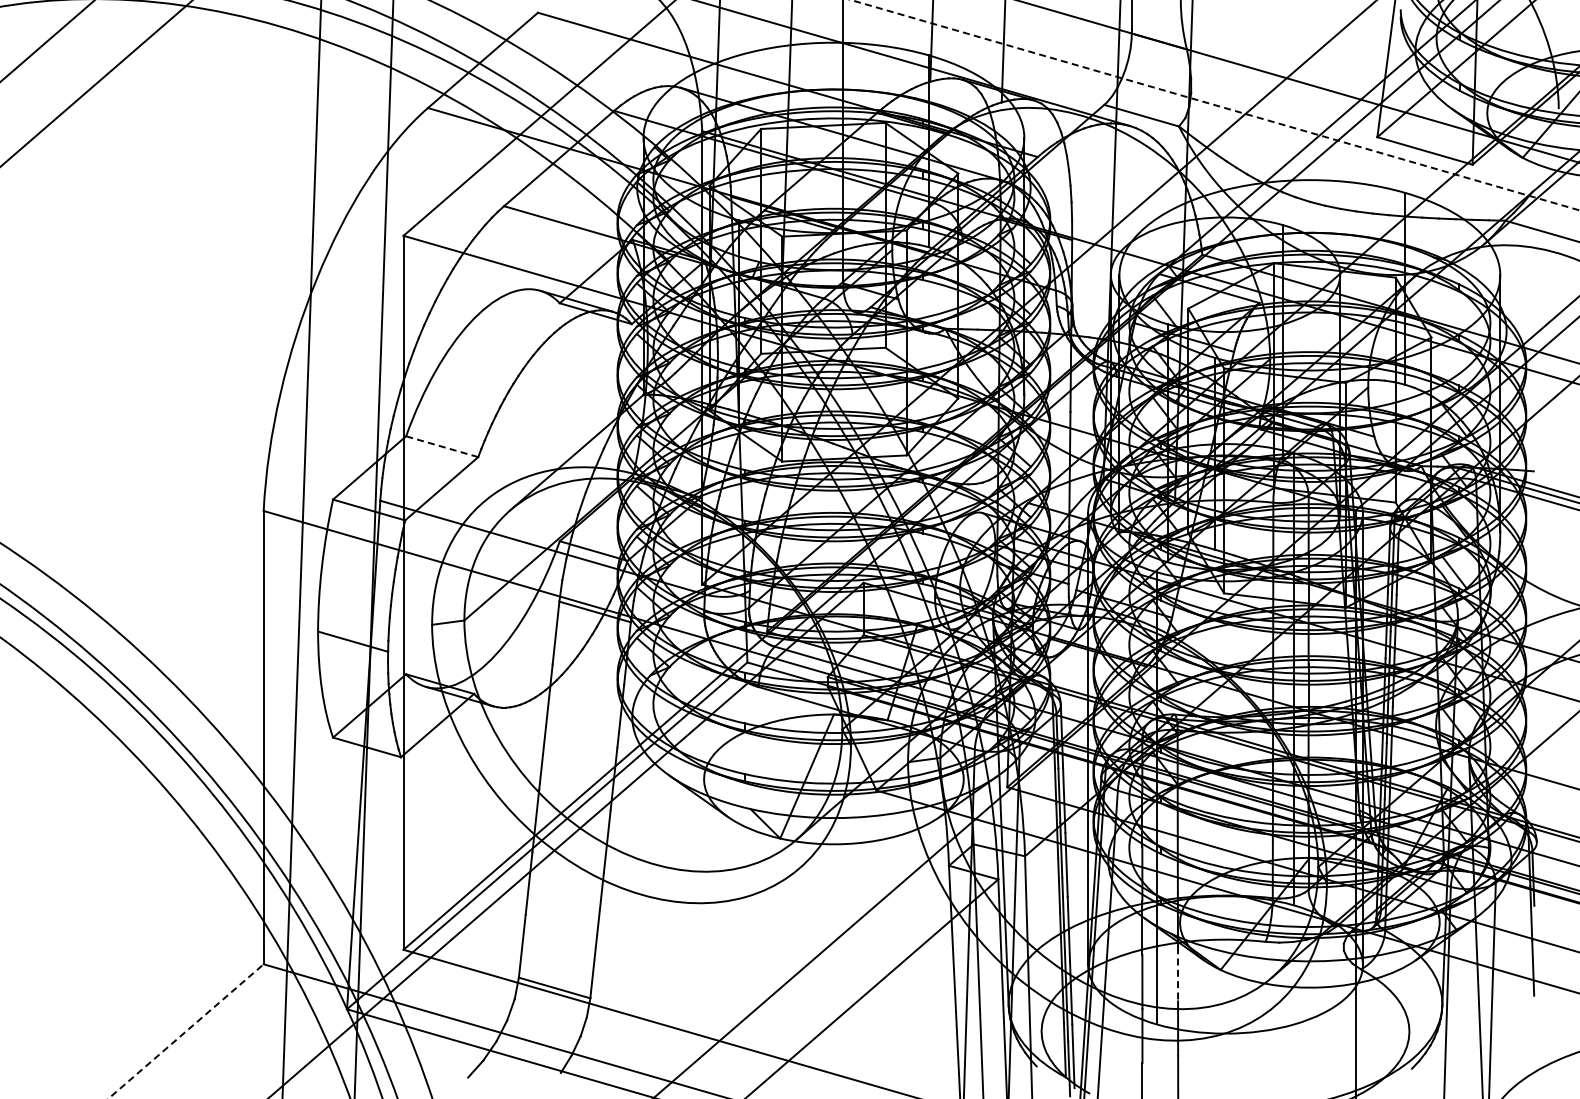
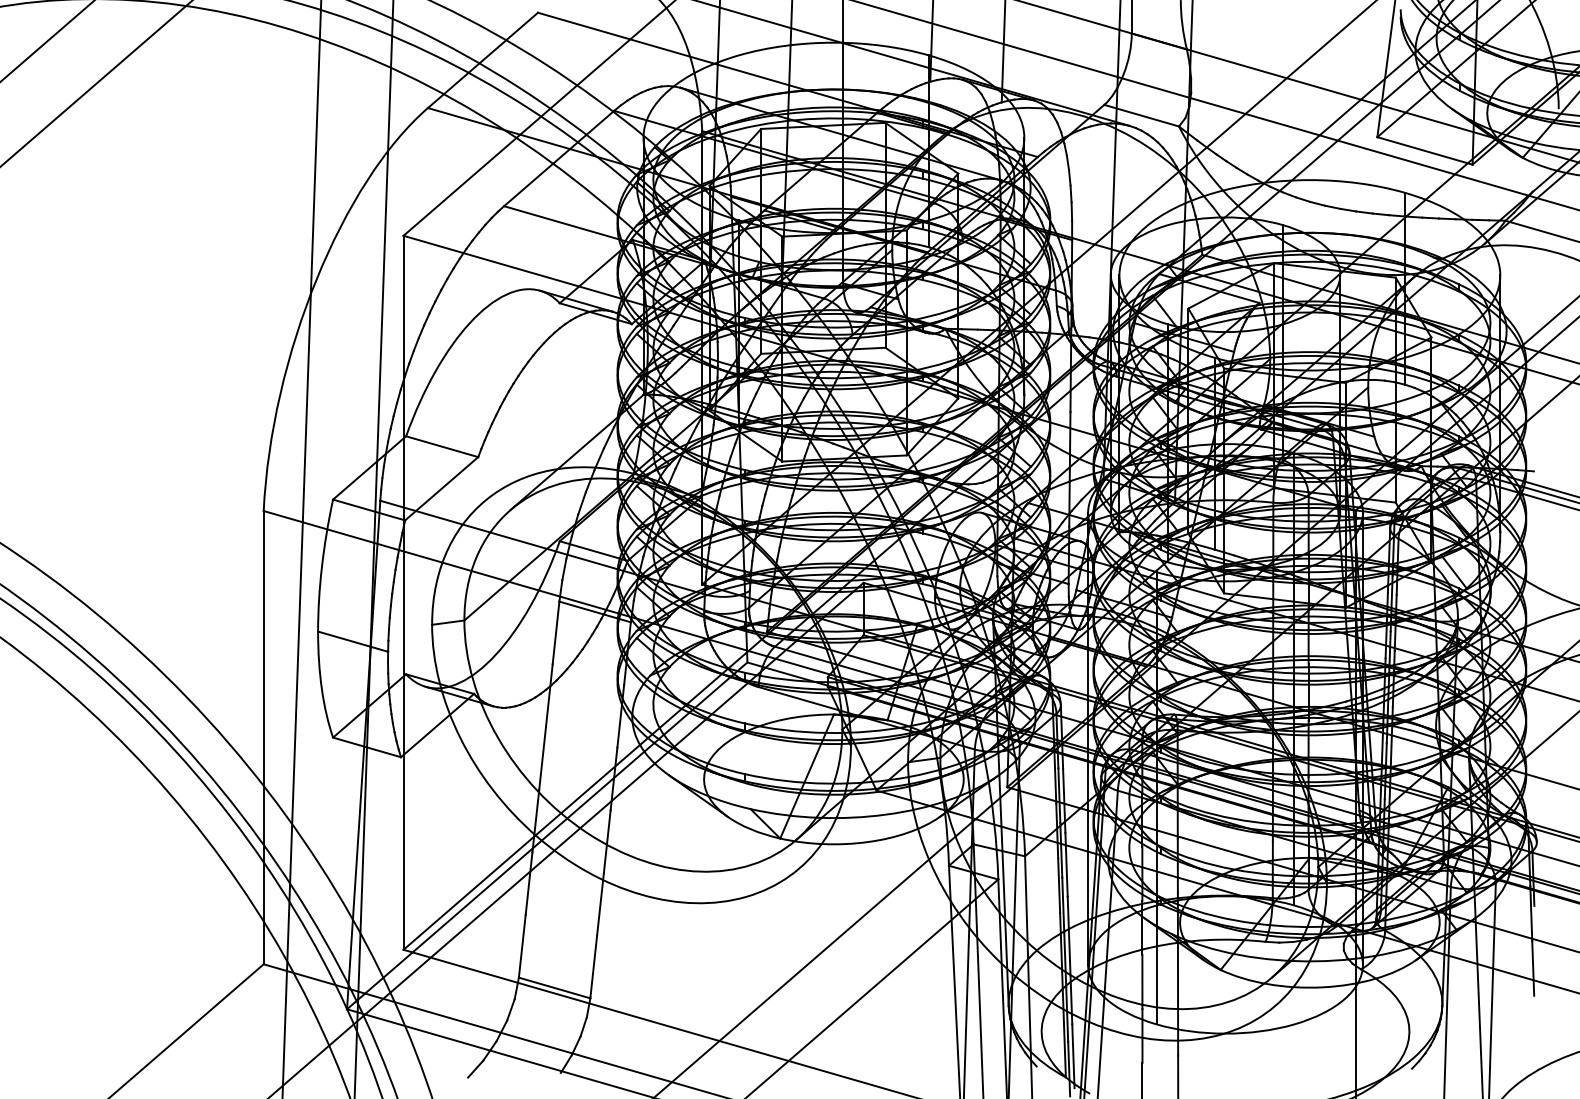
line: dashed -> solid (1215, 105)
line: dashed -> solid (442, 446)
line: dashed -> solid (1178, 974)
line: dashed -> solid (186, 1031)
